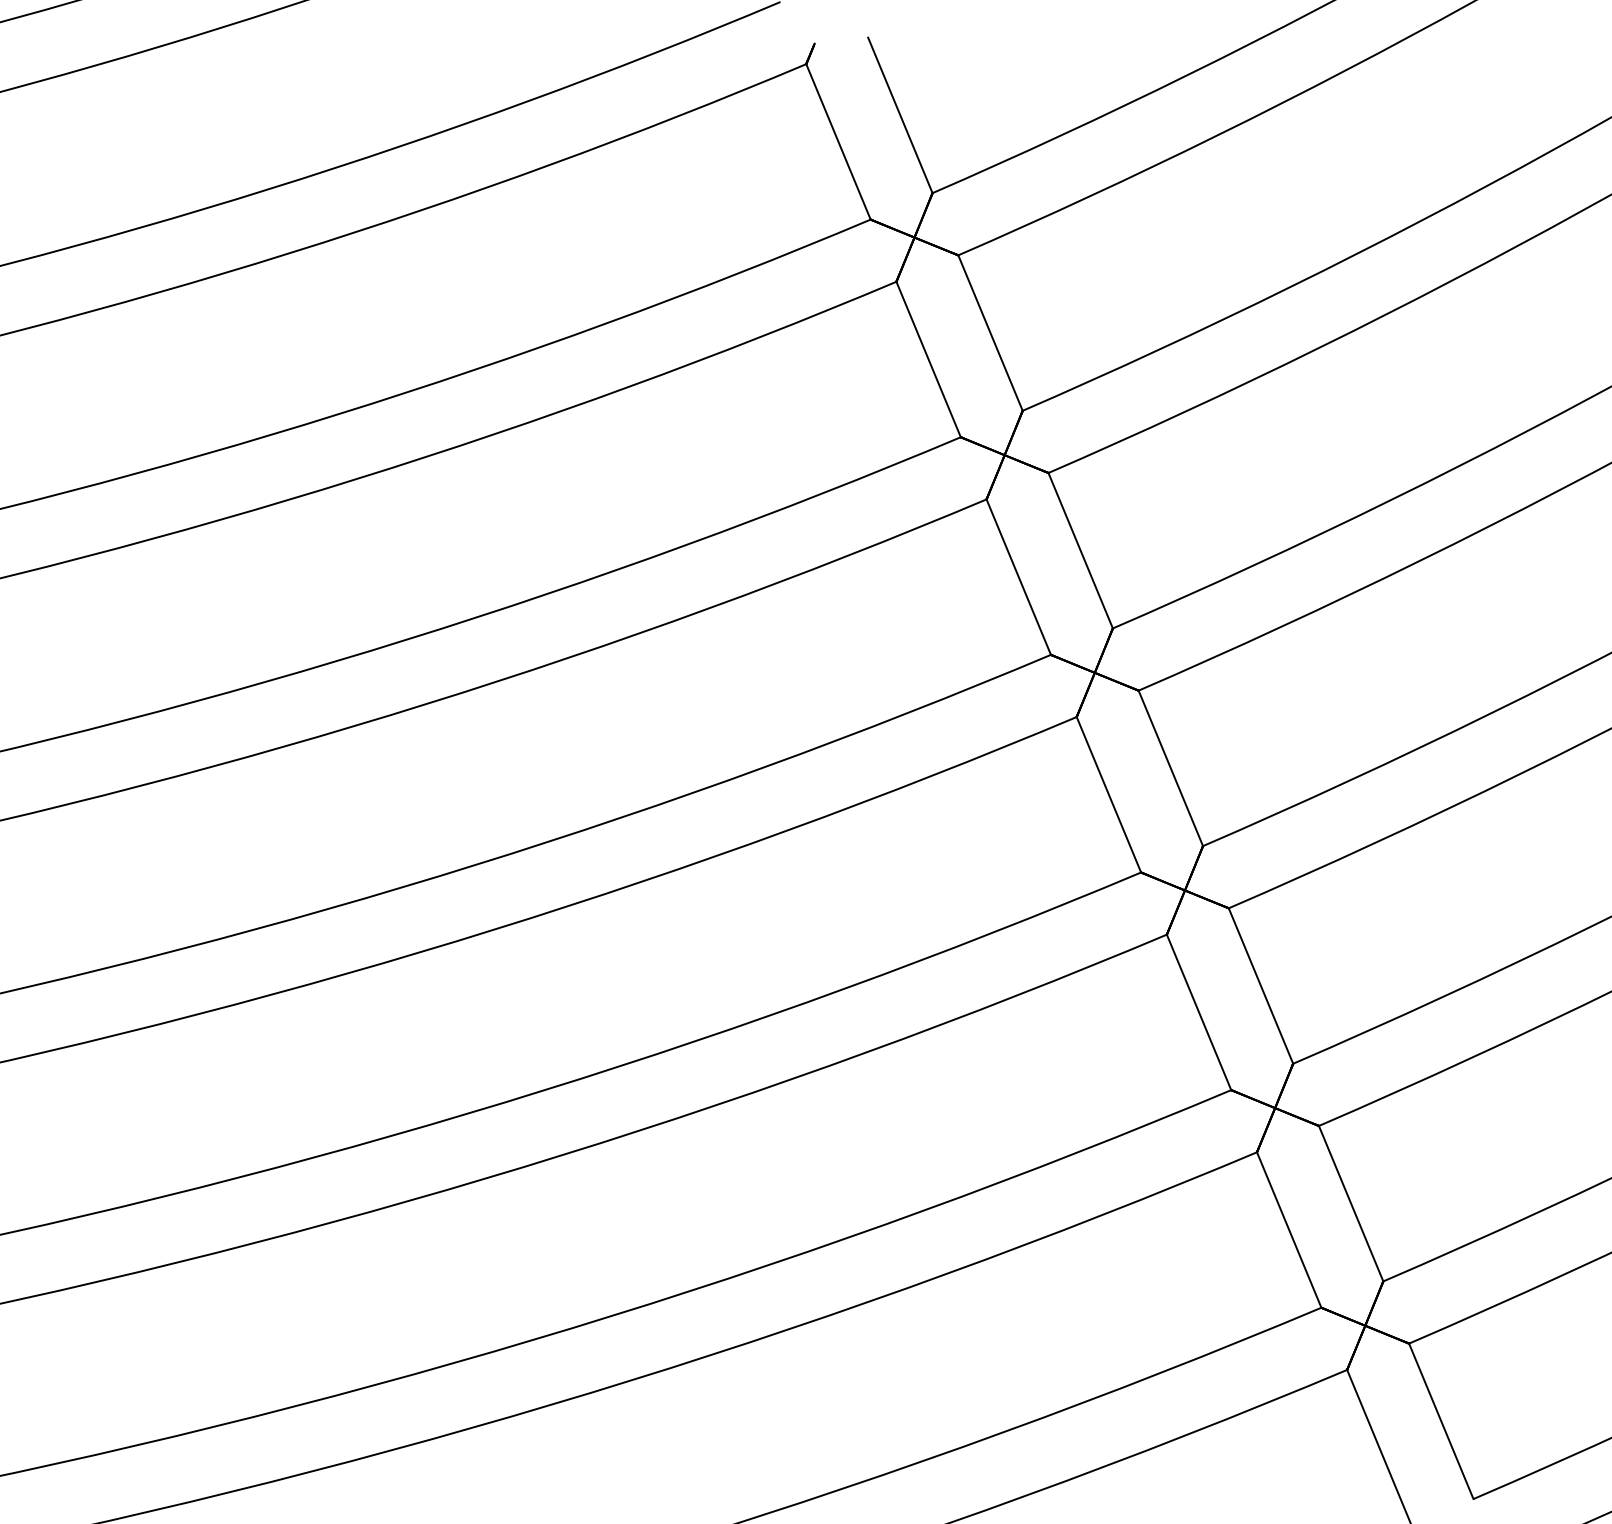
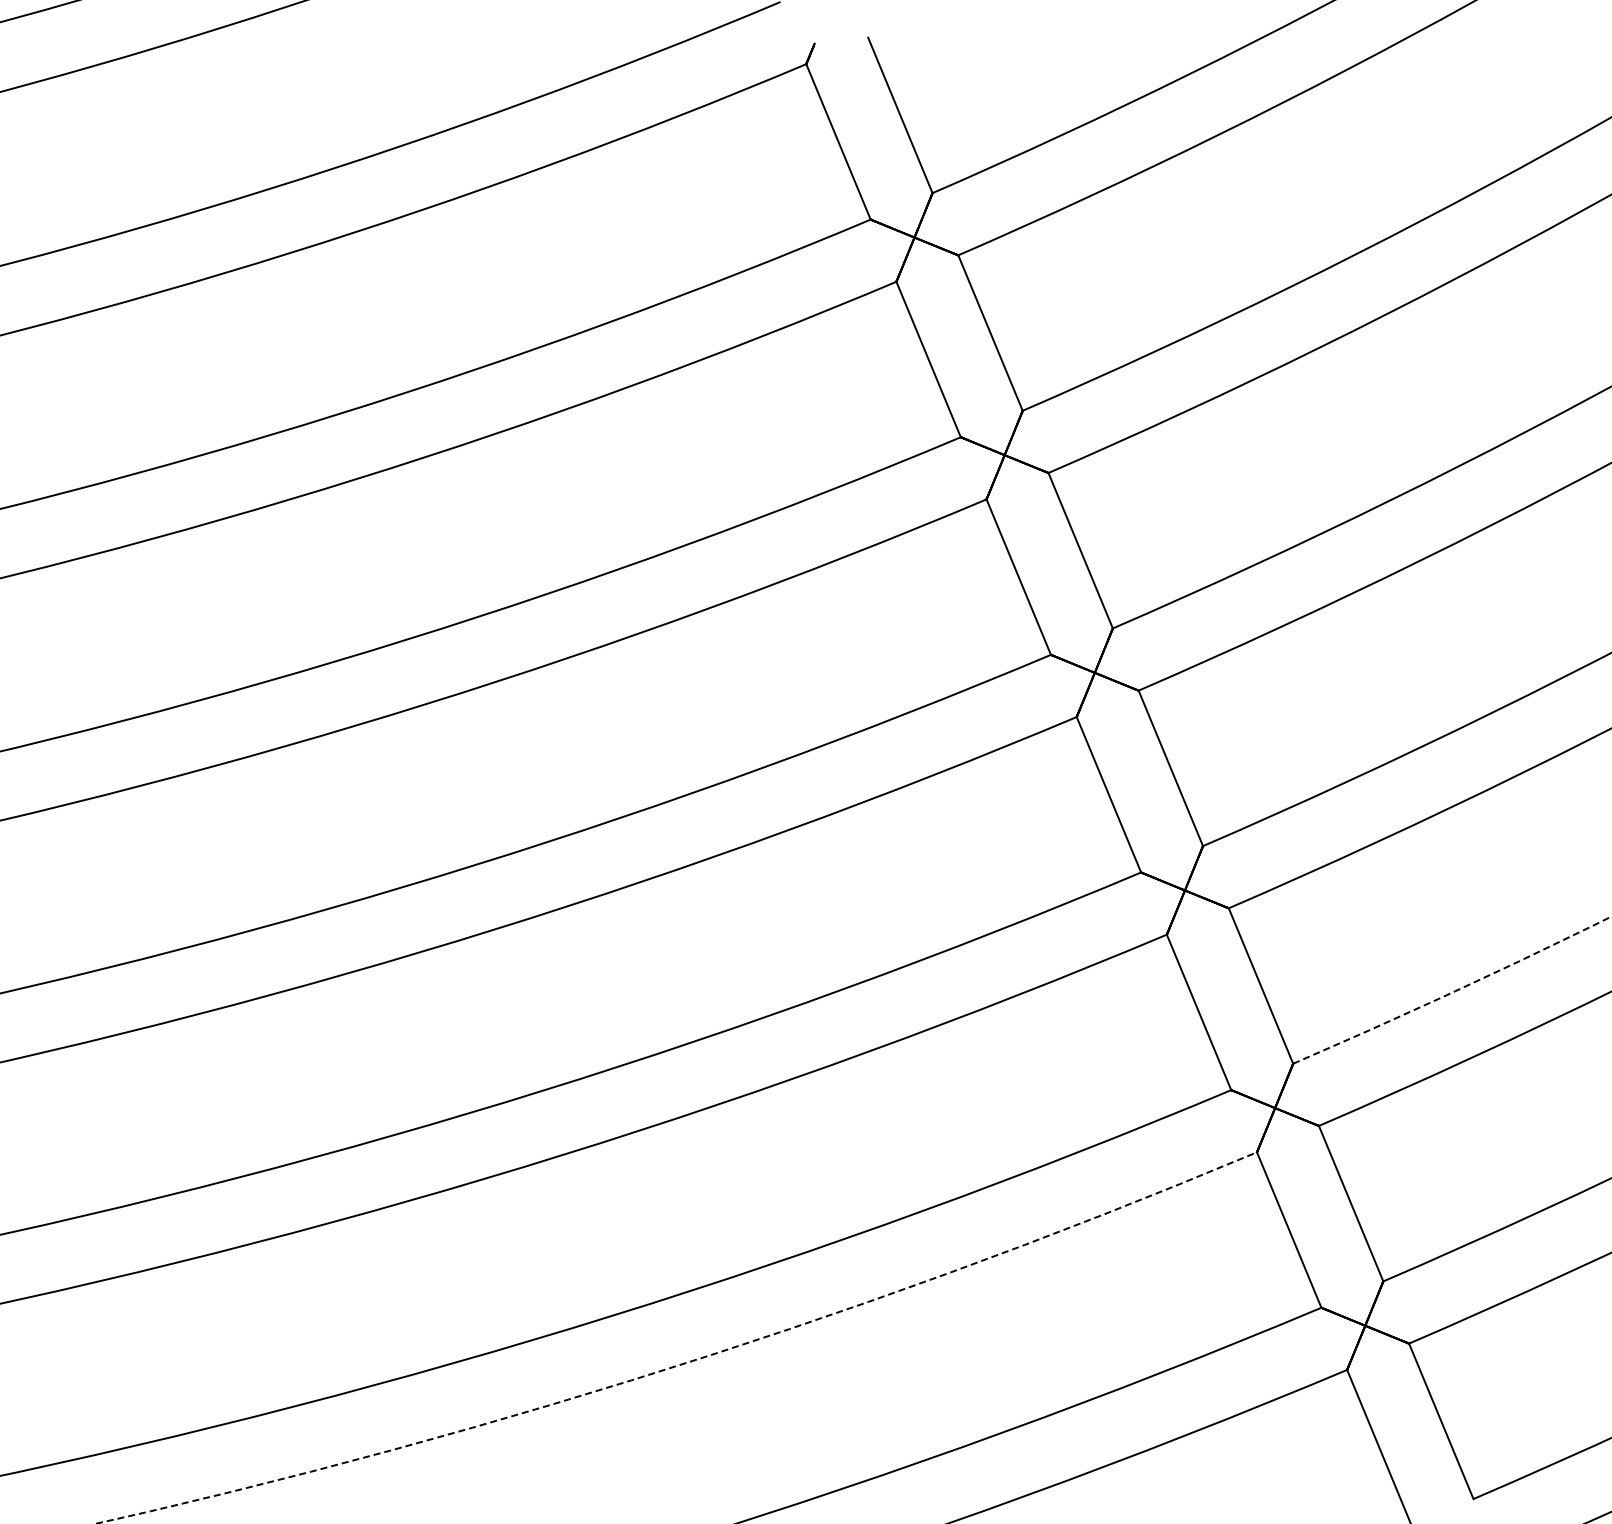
arc: solid -> dashed (1453, 991)
arc: solid -> dashed (684, 1363)
